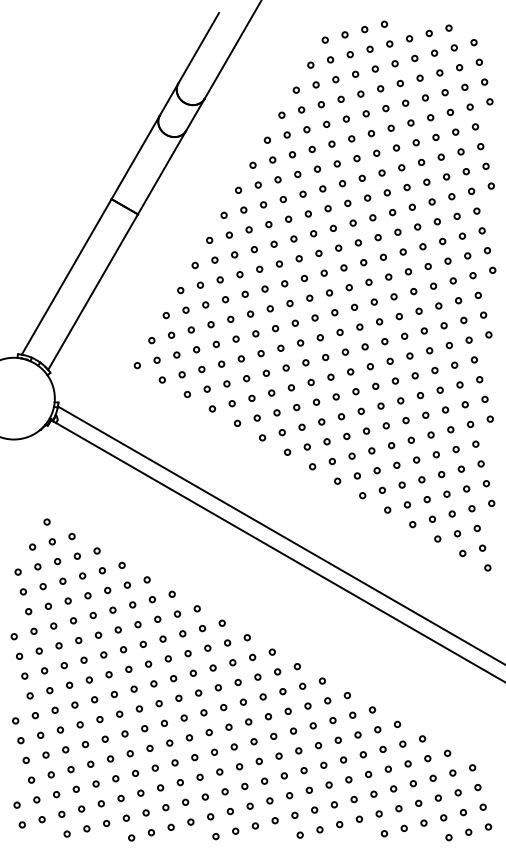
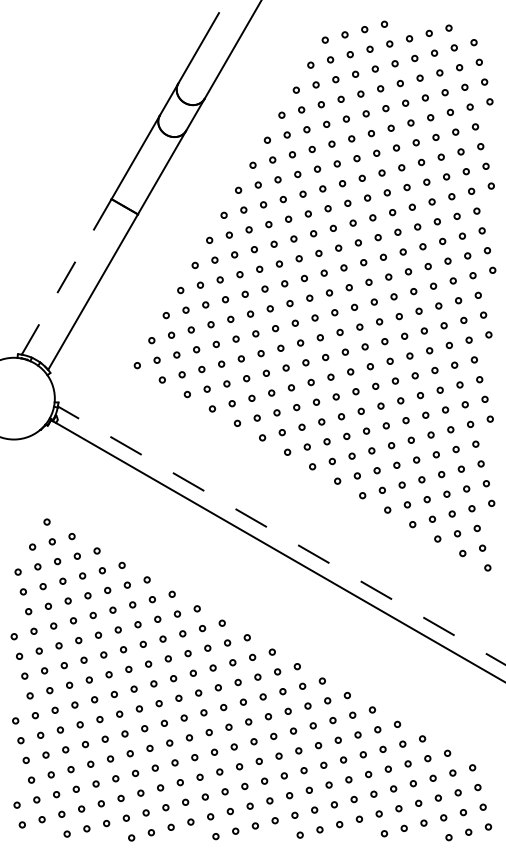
line: solid -> dashed (66, 276)
line: solid -> dashed (281, 535)
